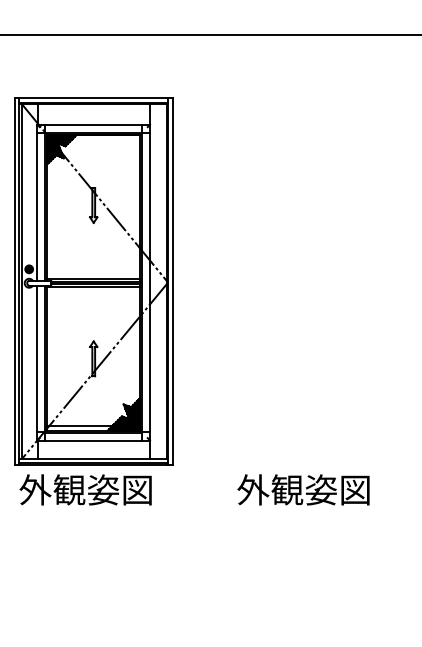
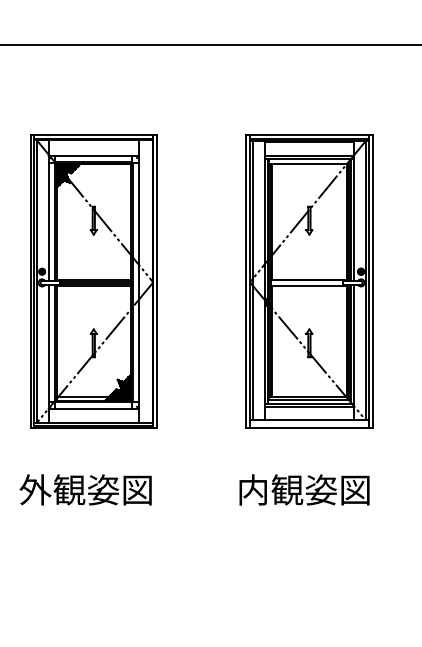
line position: (210, 35) -> (210, 45) (210, 45)
part size: 160x369 px -> 128x295 px (93, 281)
part: none -> present (309, 281)
text: 外観姿図 -> 内観姿図 (253, 489)
